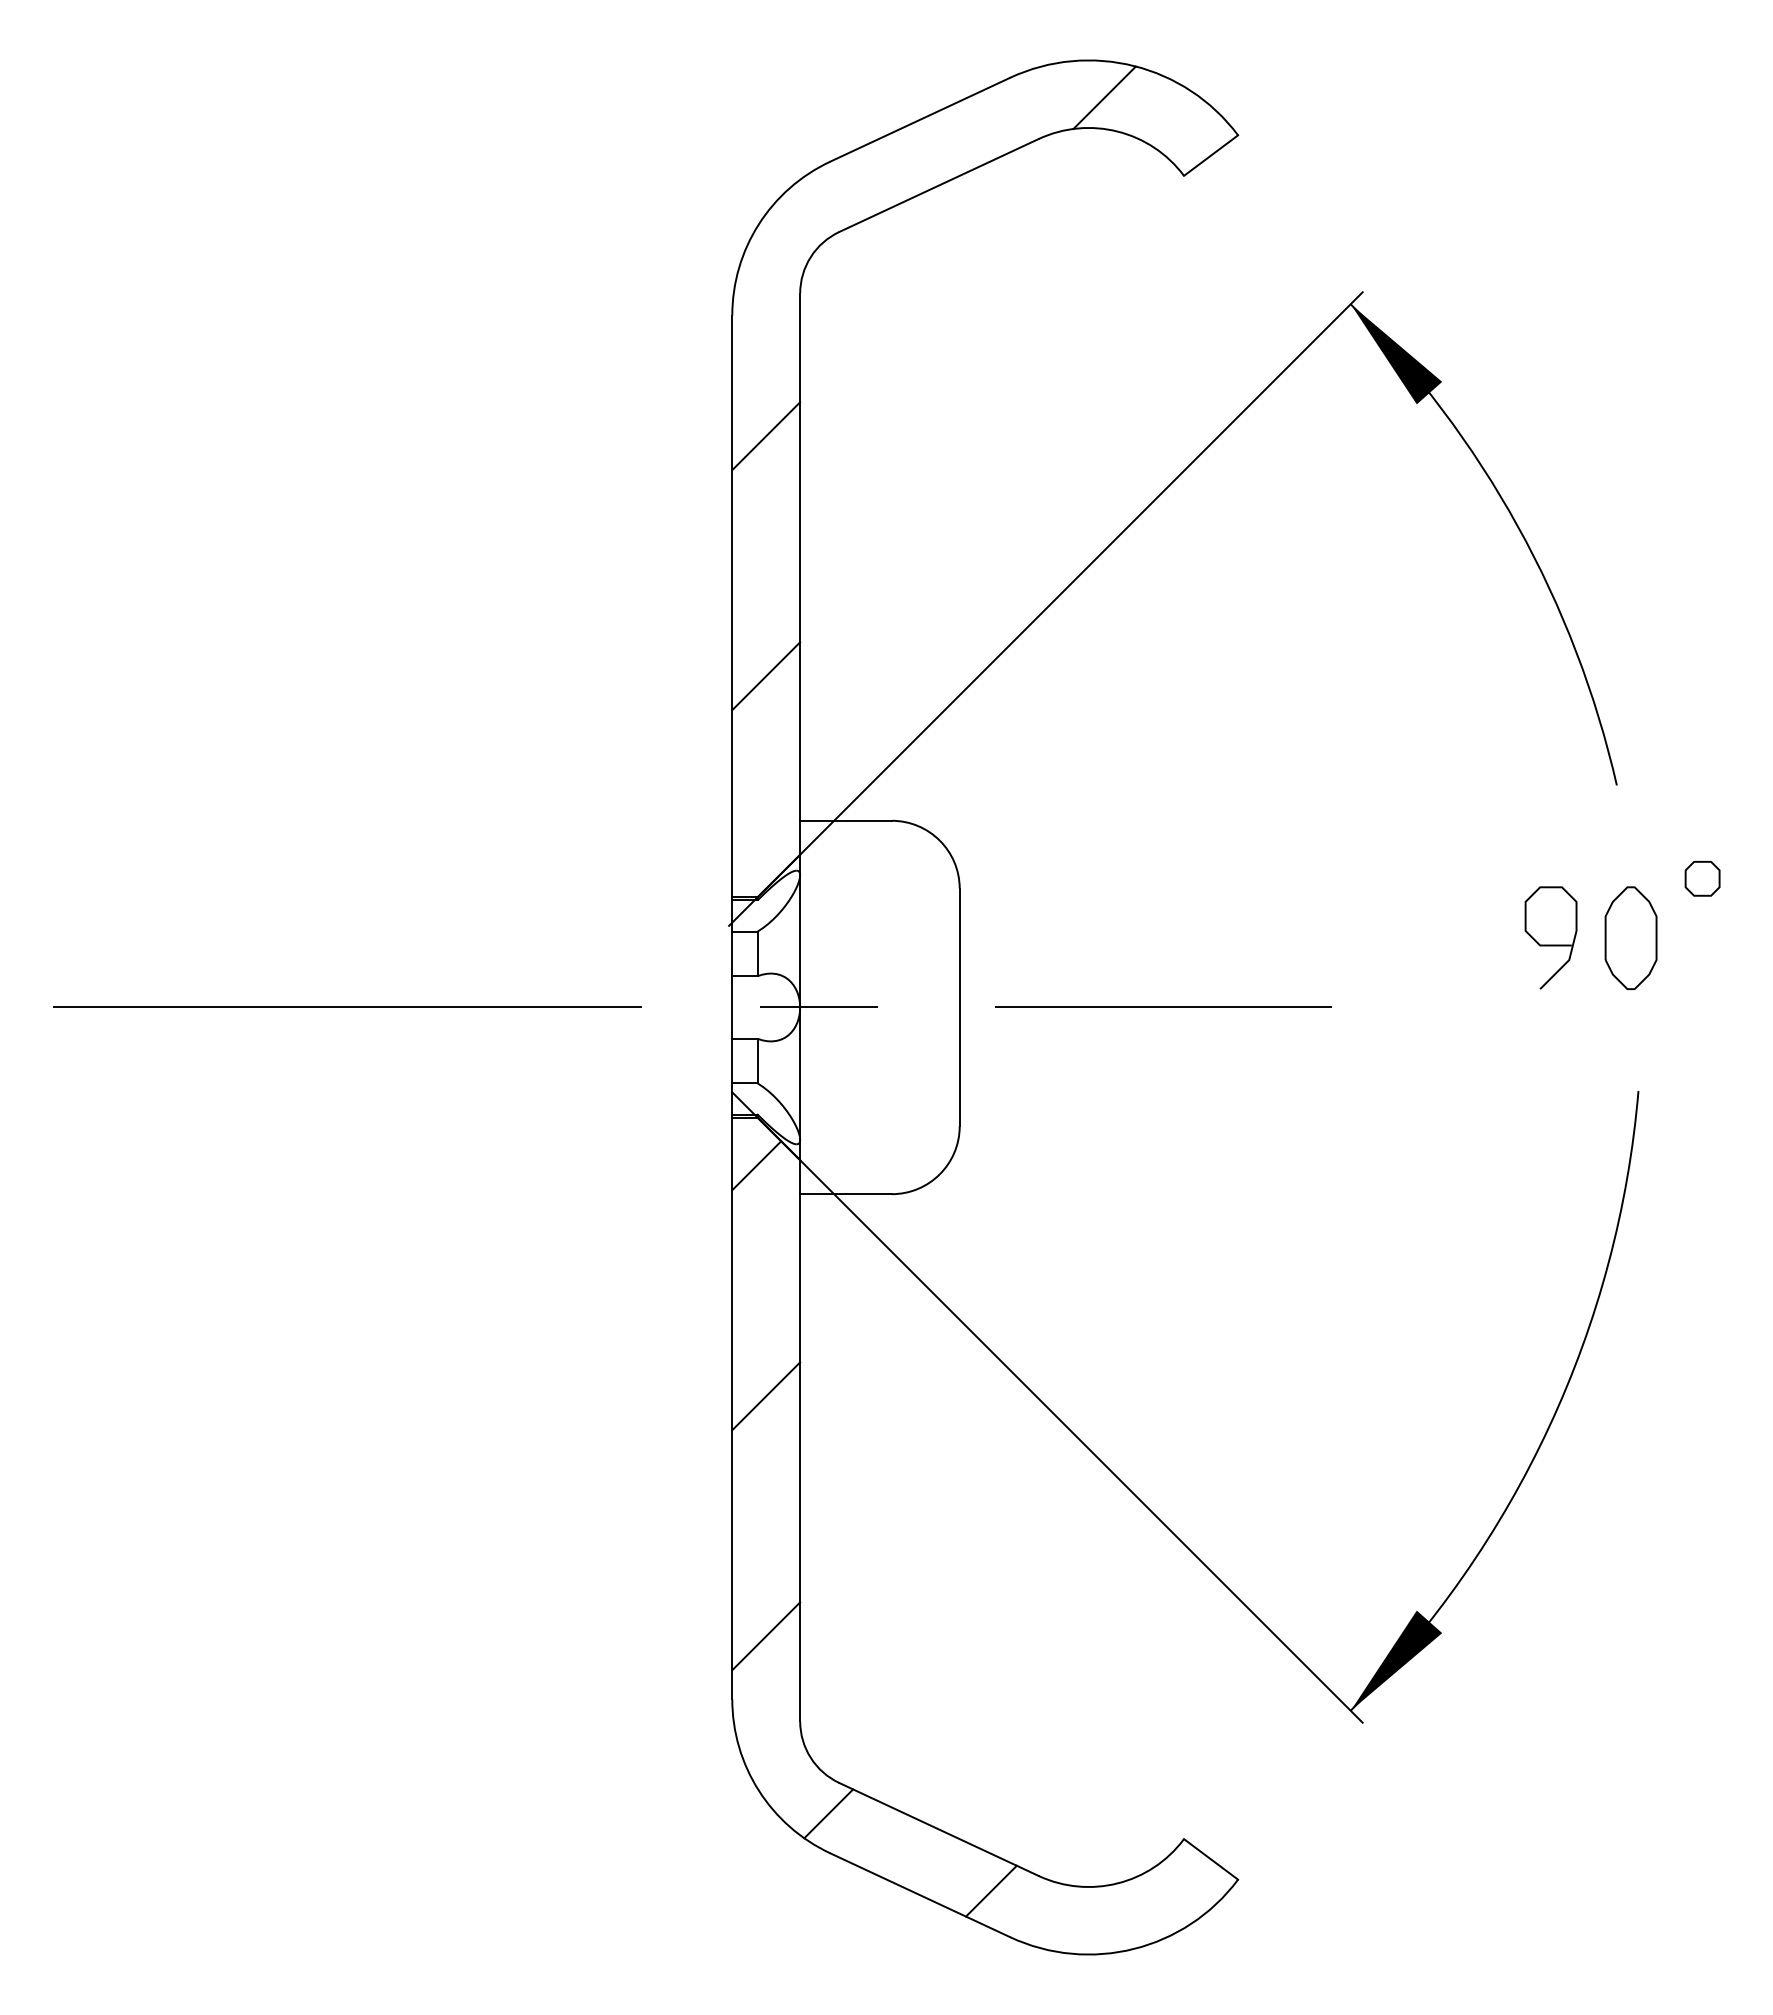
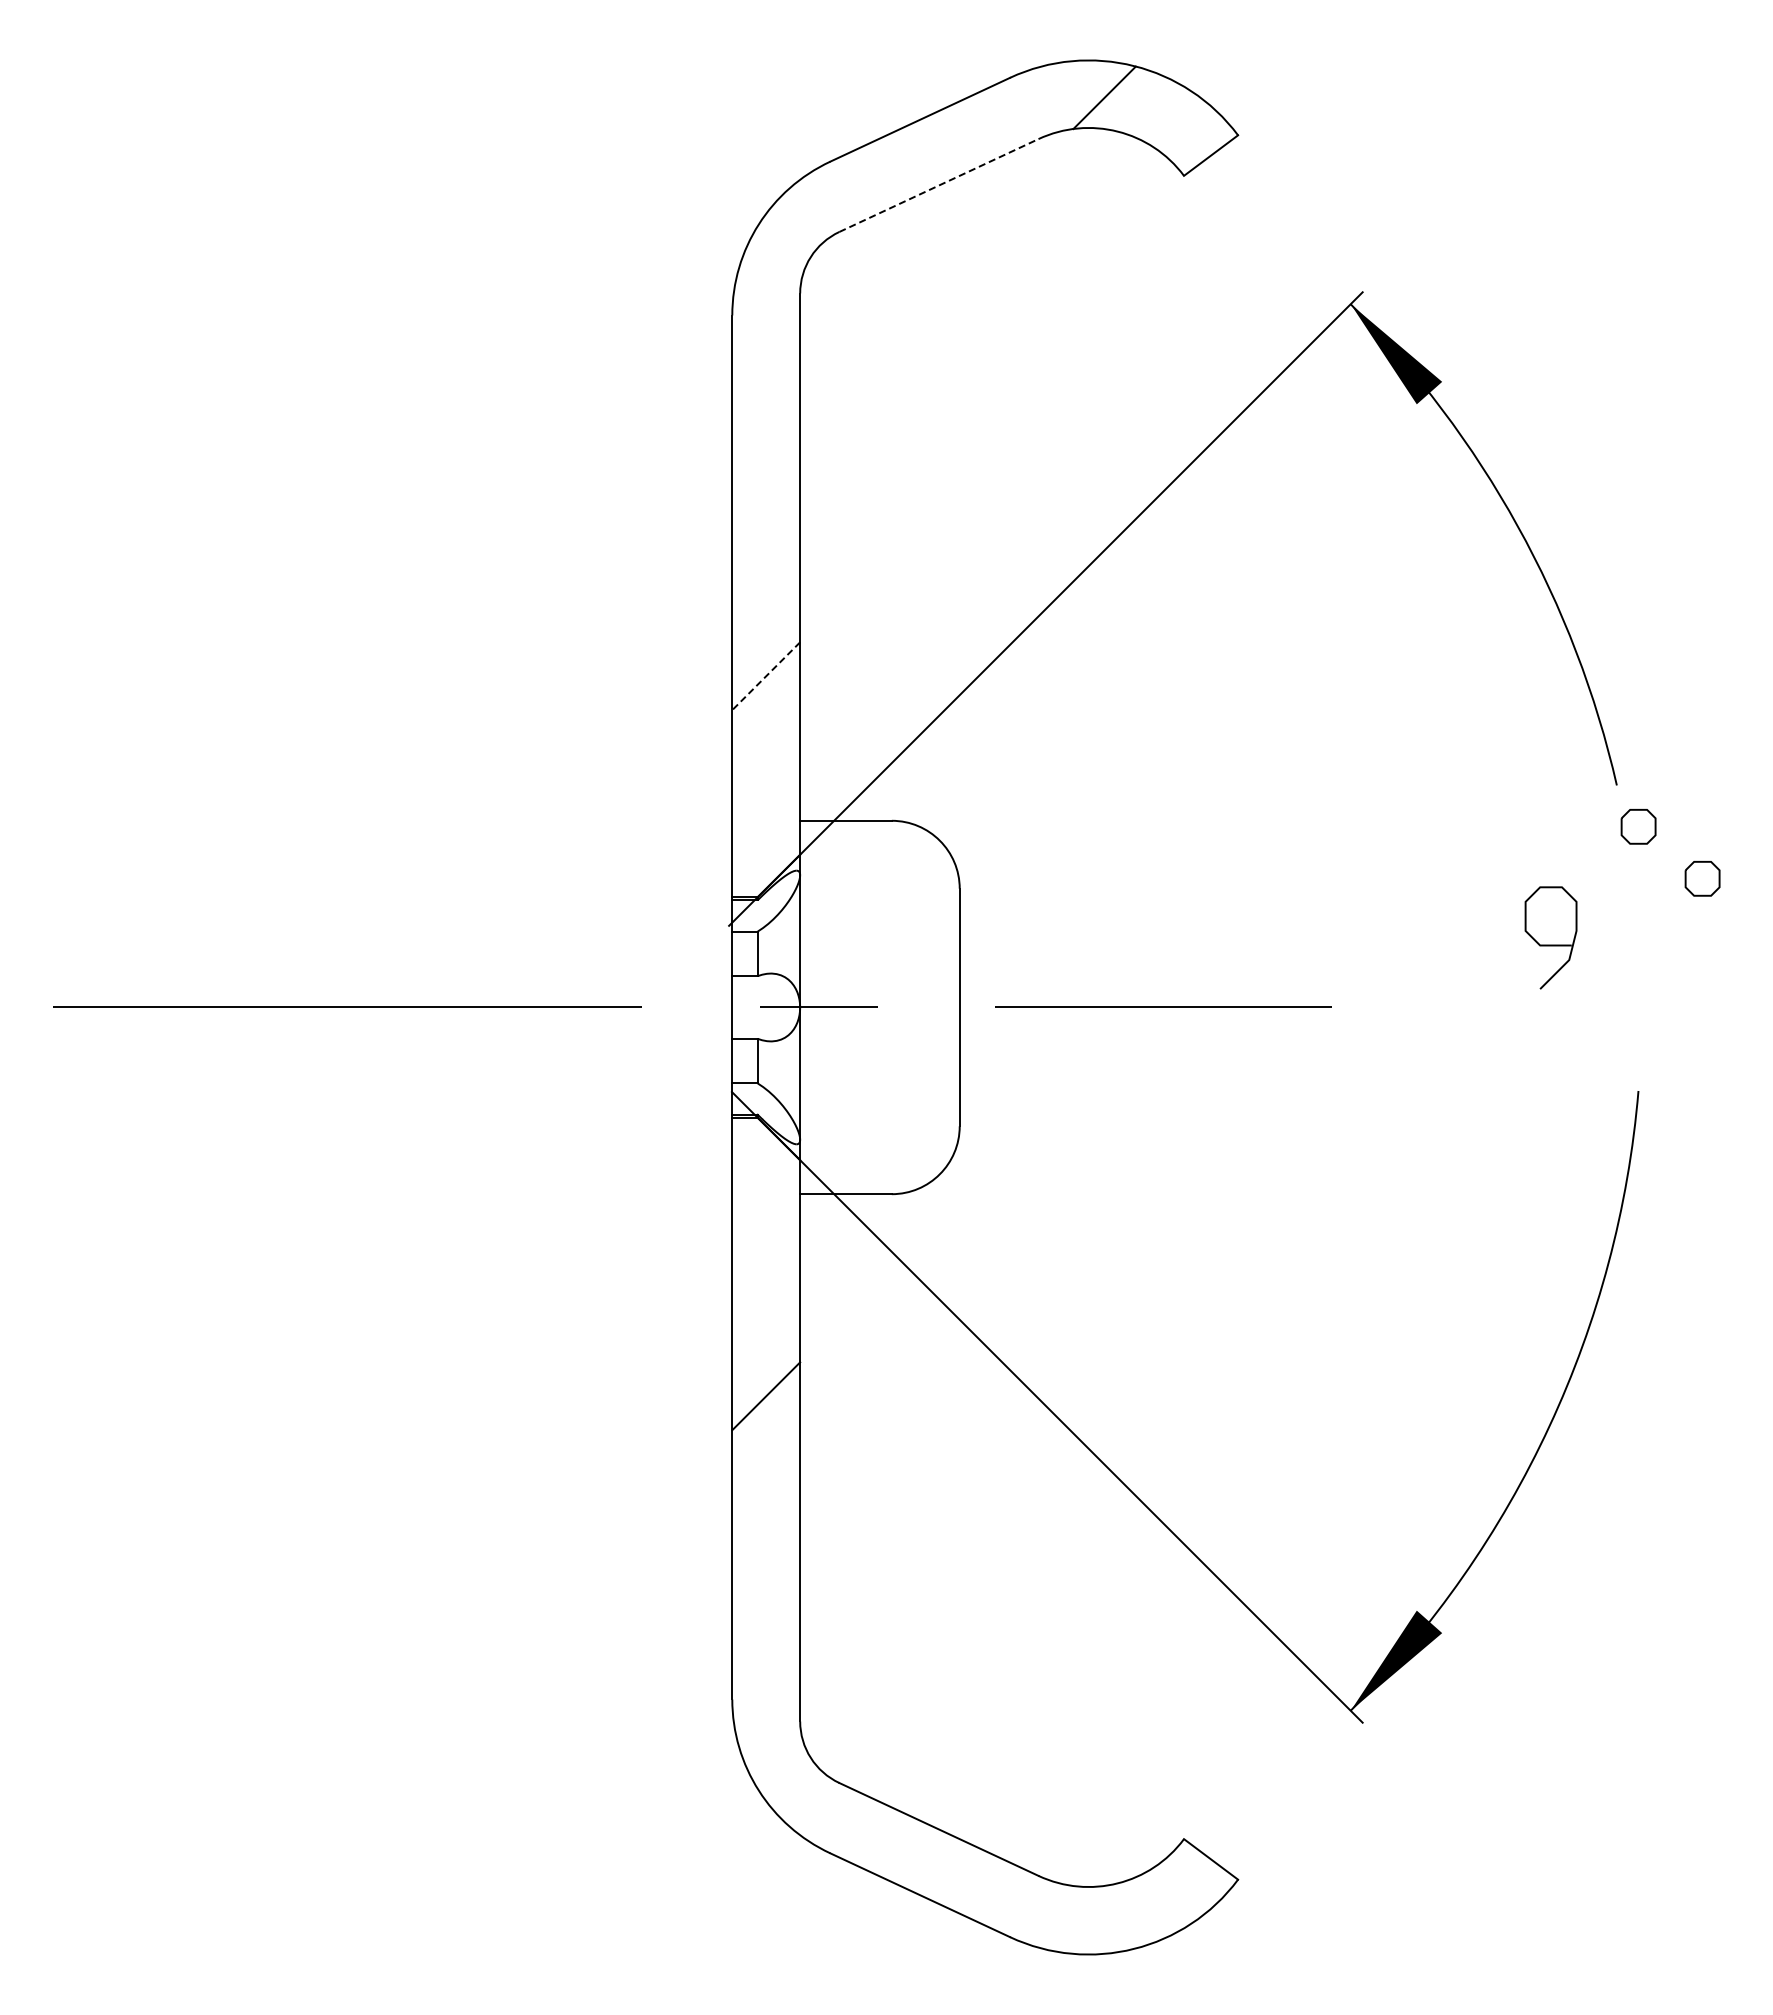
line: solid -> dashed (938, 185)
line: present -> none (766, 436)
line: solid -> dashed (765, 676)
part: none -> present (1638, 826)
part: present -> none (1630, 937)
line: present -> none (756, 1165)
line: present -> none (766, 1636)
line: present -> none (828, 1813)
line: present -> none (991, 1890)
